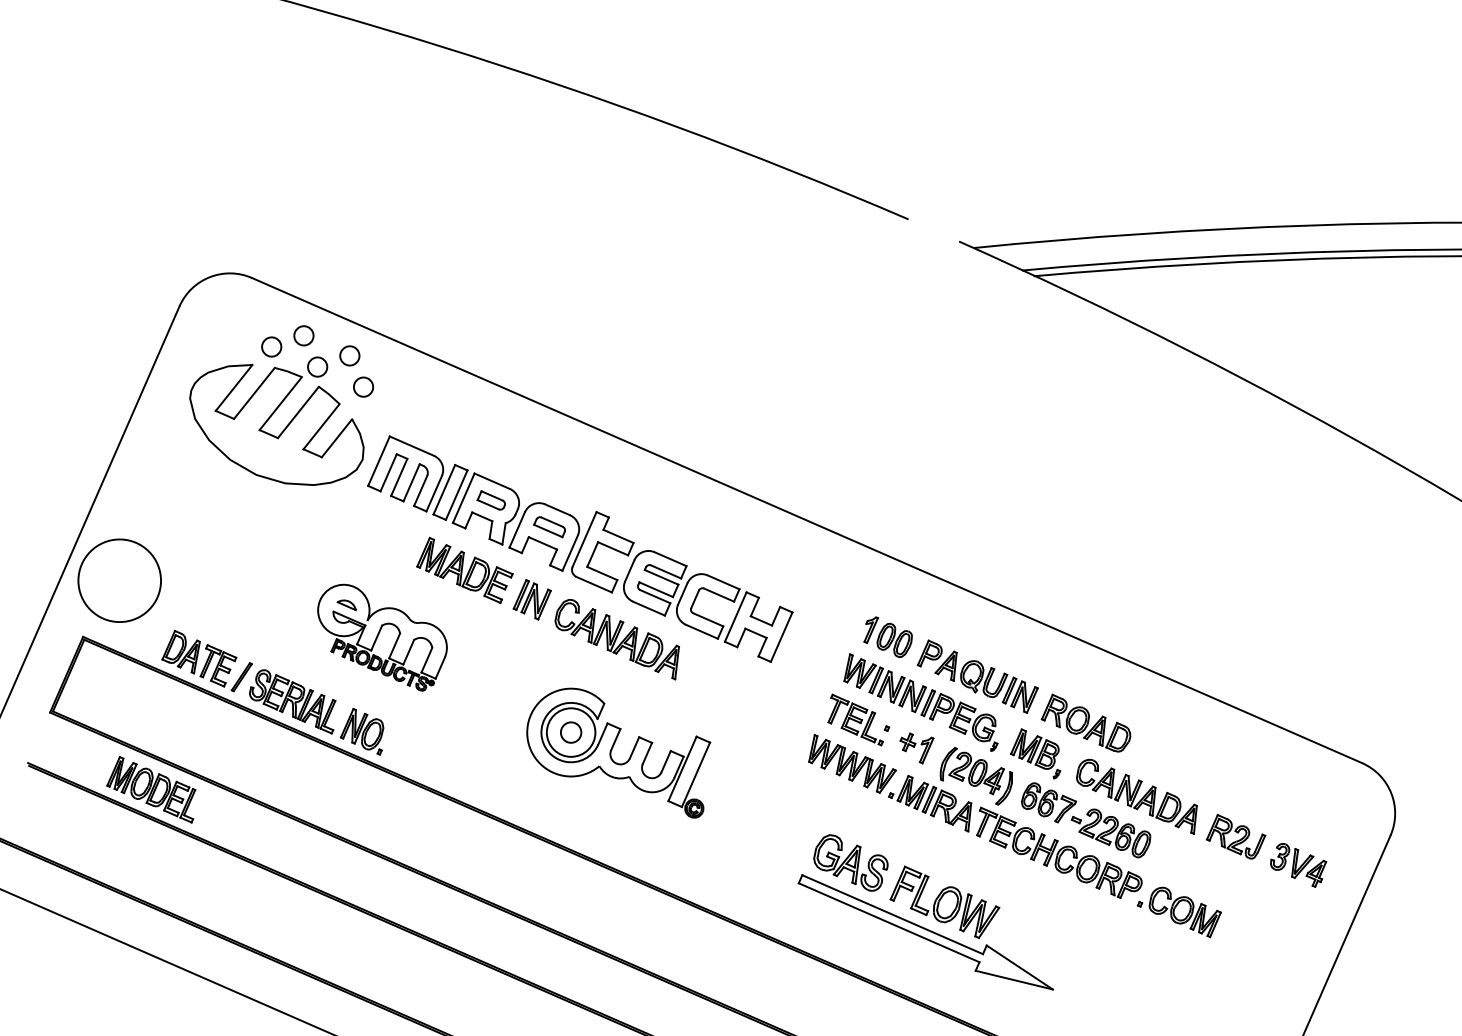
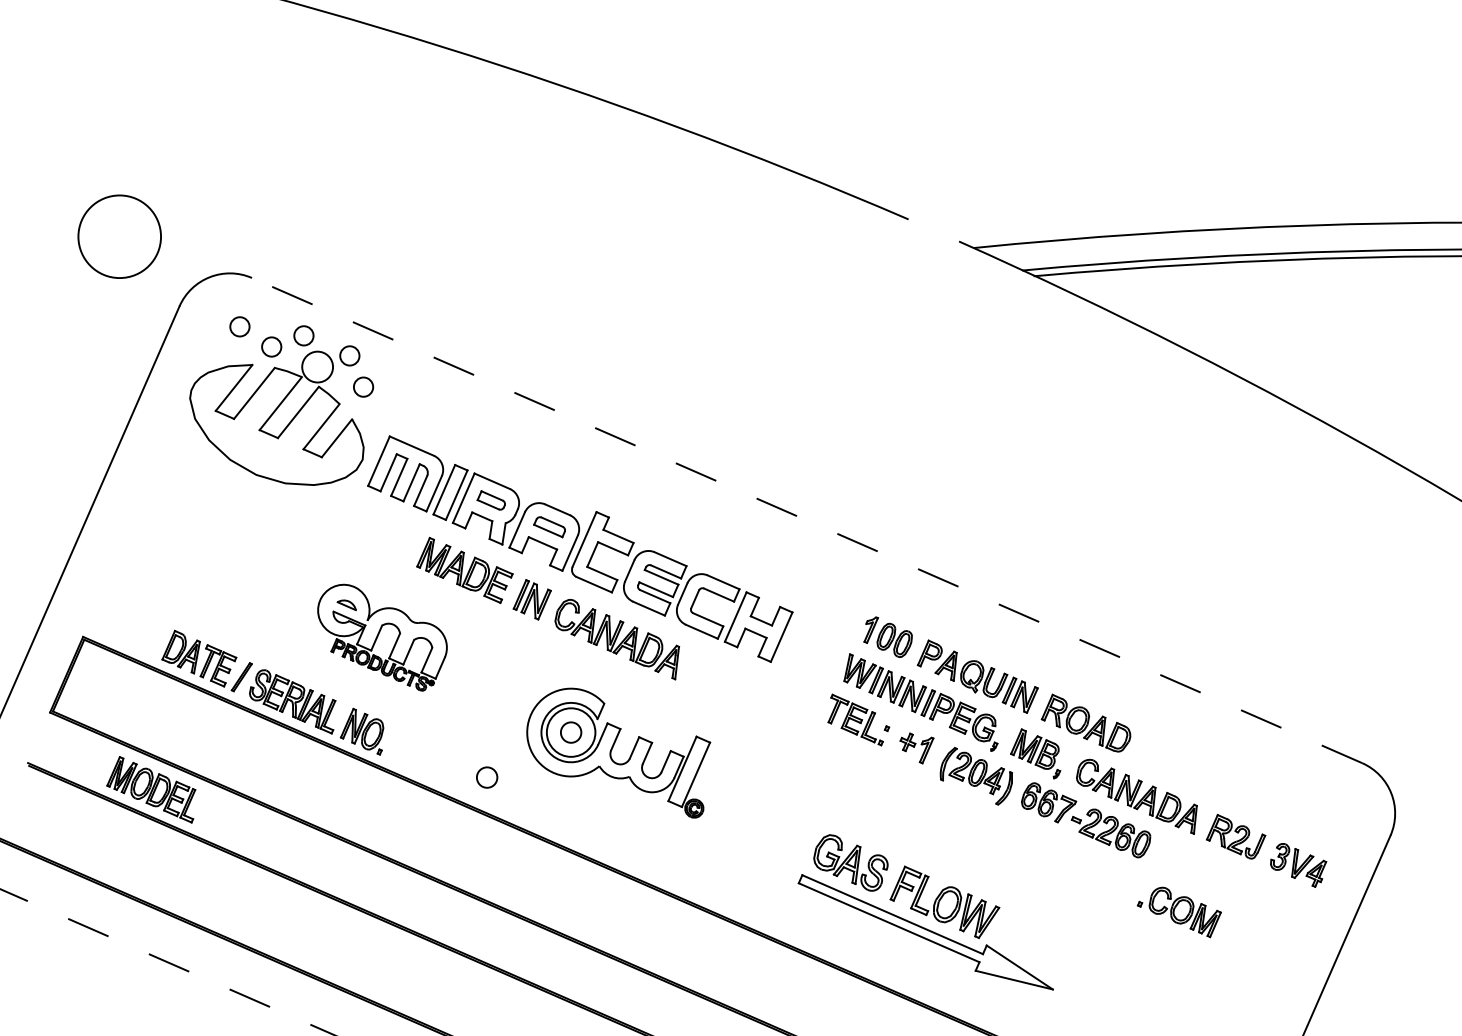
circle: none -> present (239, 326)
circle diameter: 19 px -> 31 px (317, 366)
line: solid -> dashed (807, 520)
circle position: (119, 580) -> (119, 236) (119, 236)
circle: none -> present (487, 777)
part: present -> none (975, 816)
line: solid -> dashed (167, 962)
